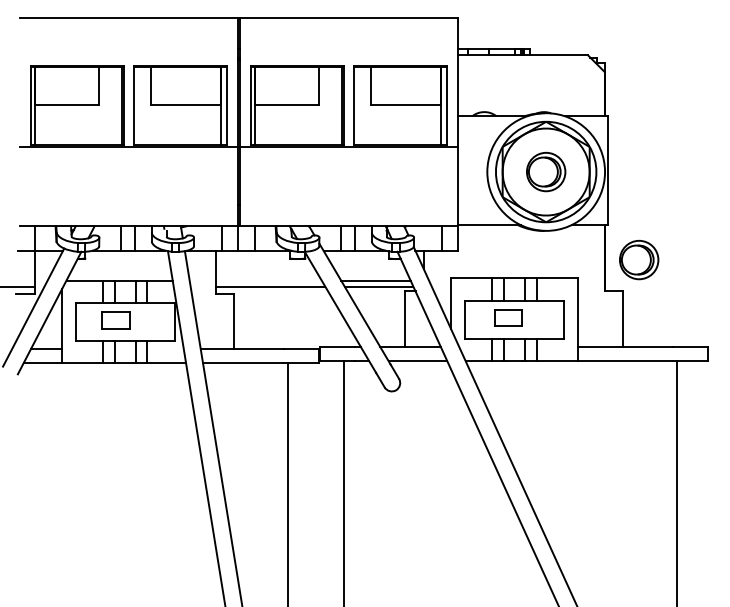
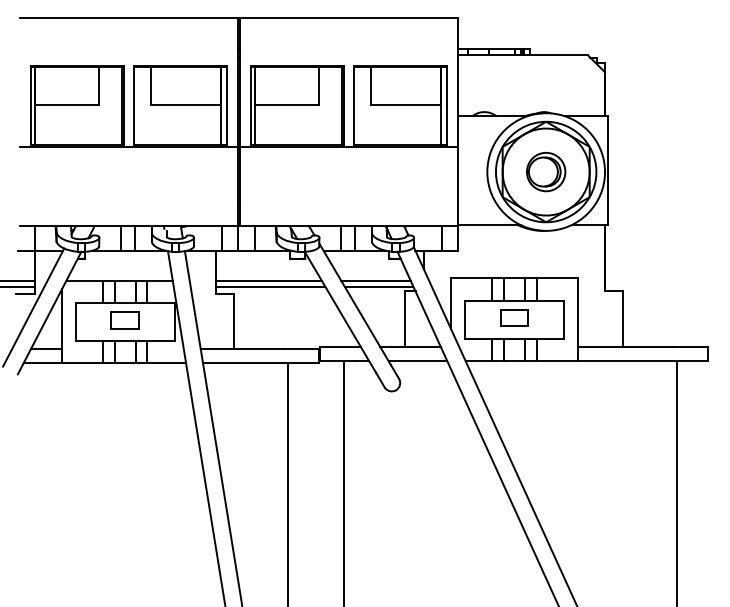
part: present -> none (639, 259)
line: none -> present (18, 281)
line: none -> present (268, 281)
part position: (508, 317) -> (514, 317) (514, 317)
part position: (115, 320) -> (124, 320) (124, 320)
